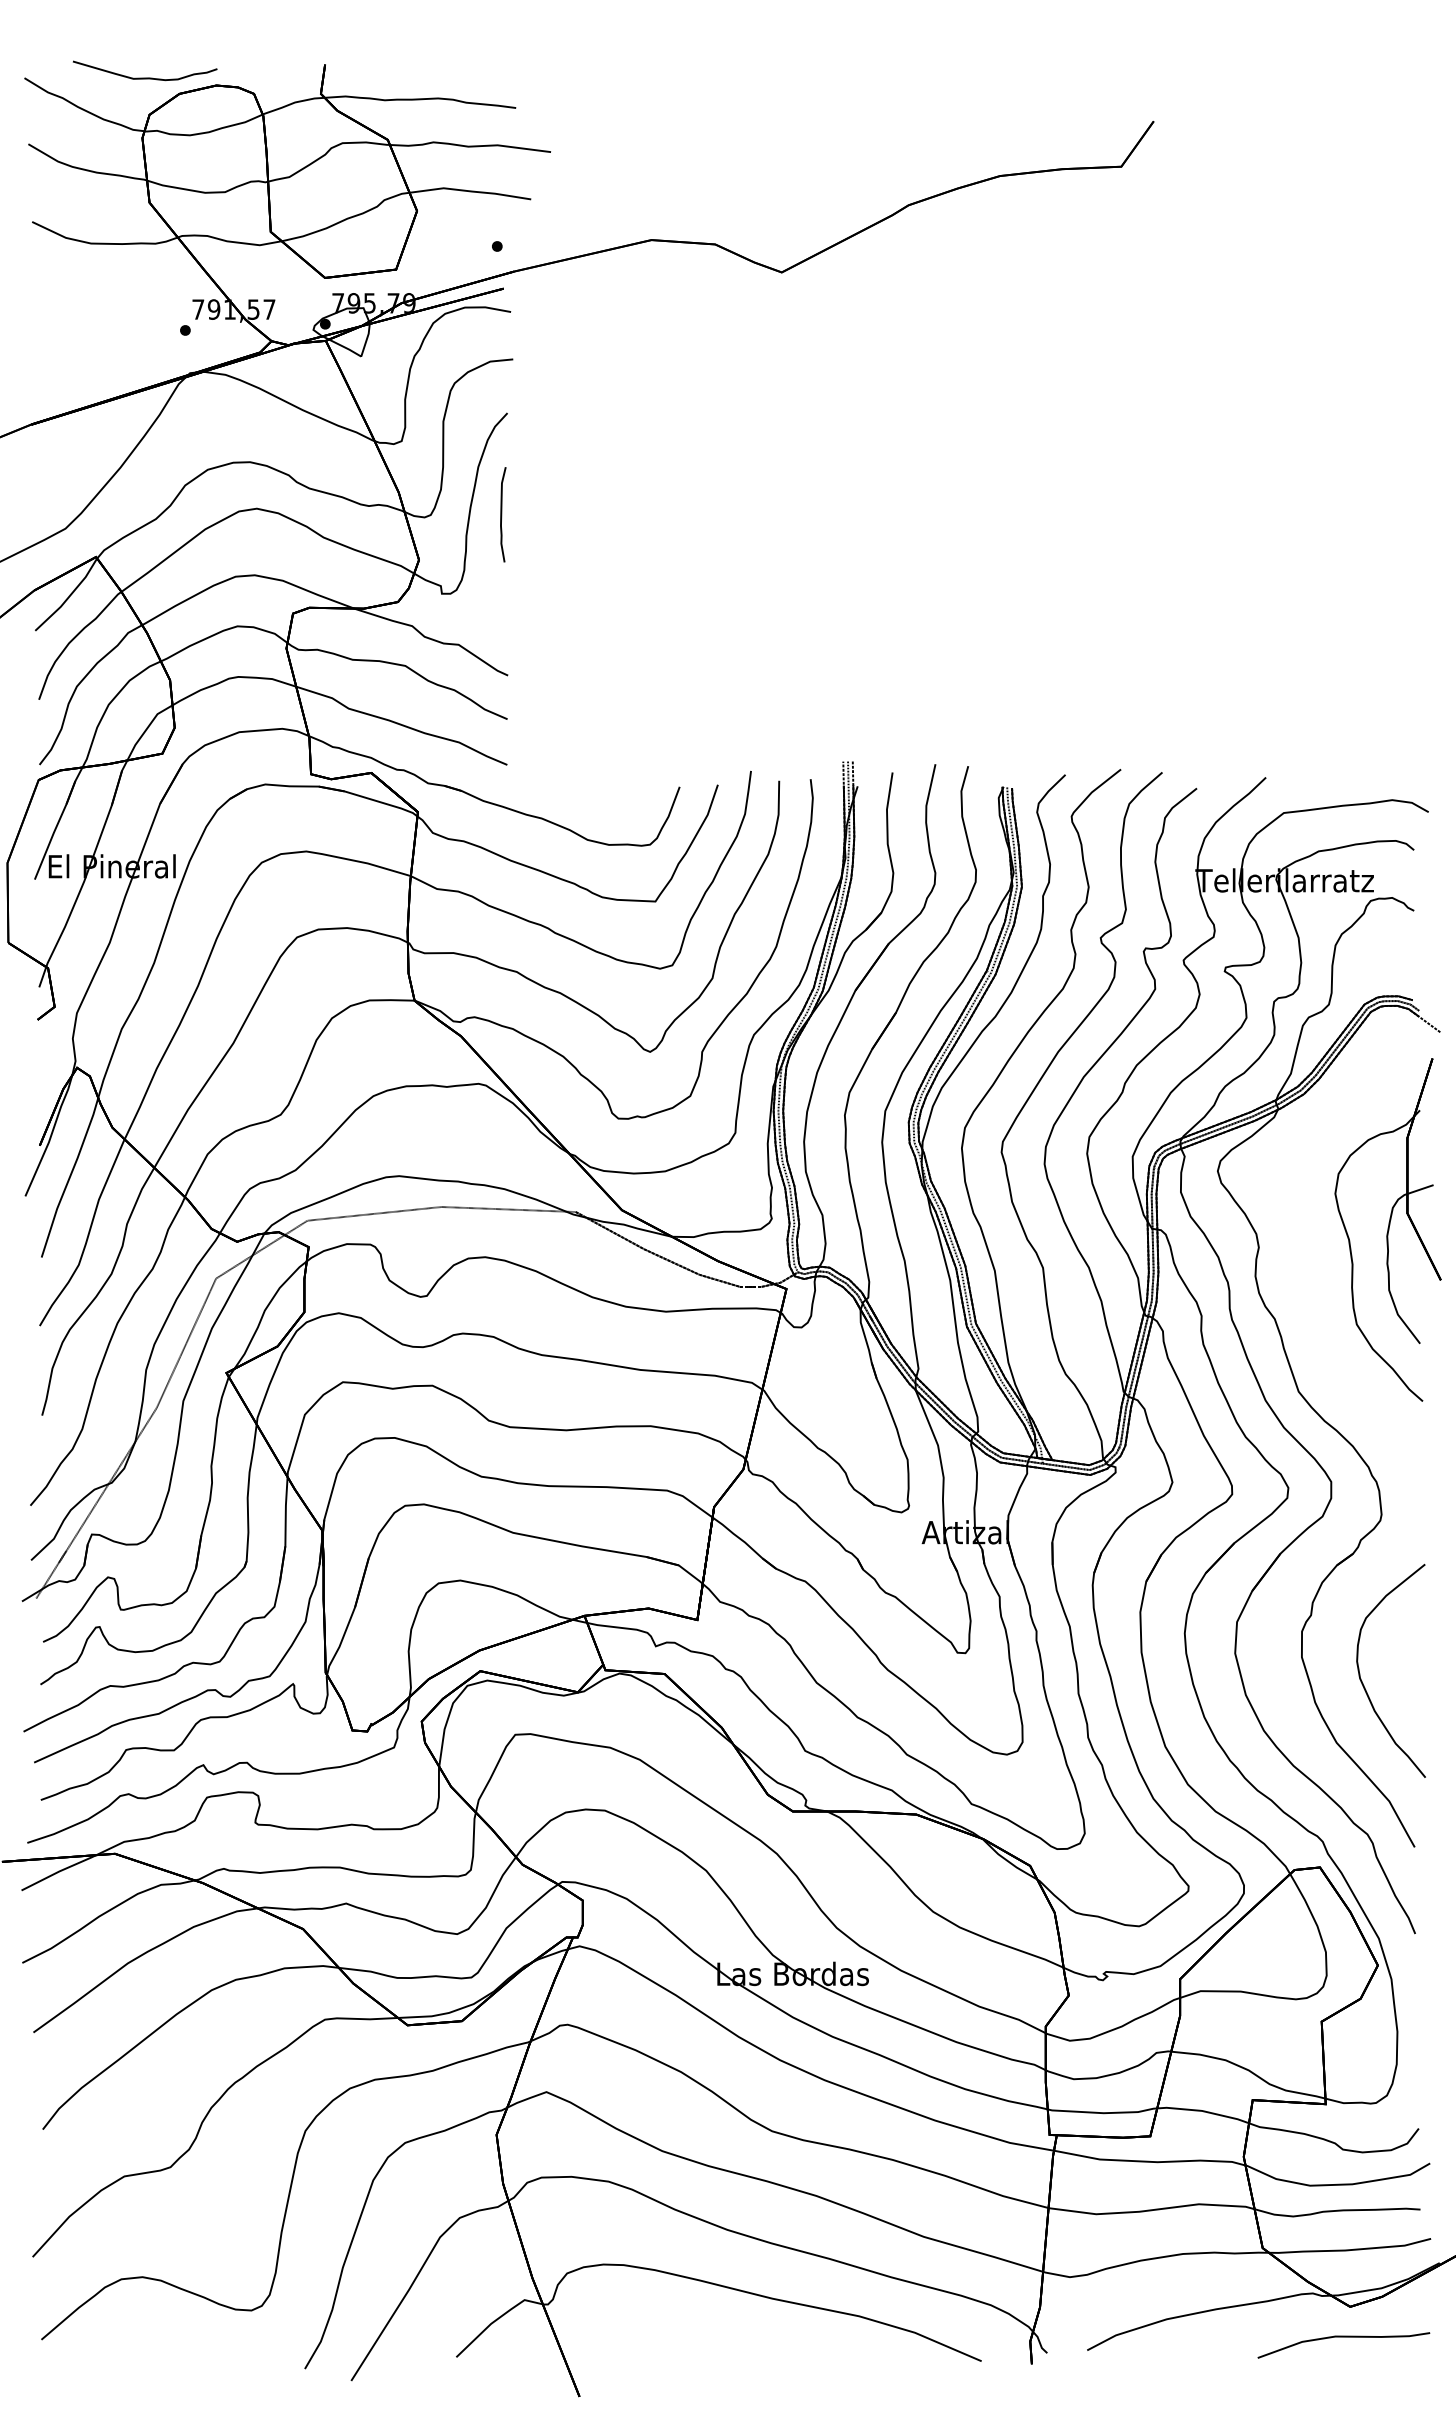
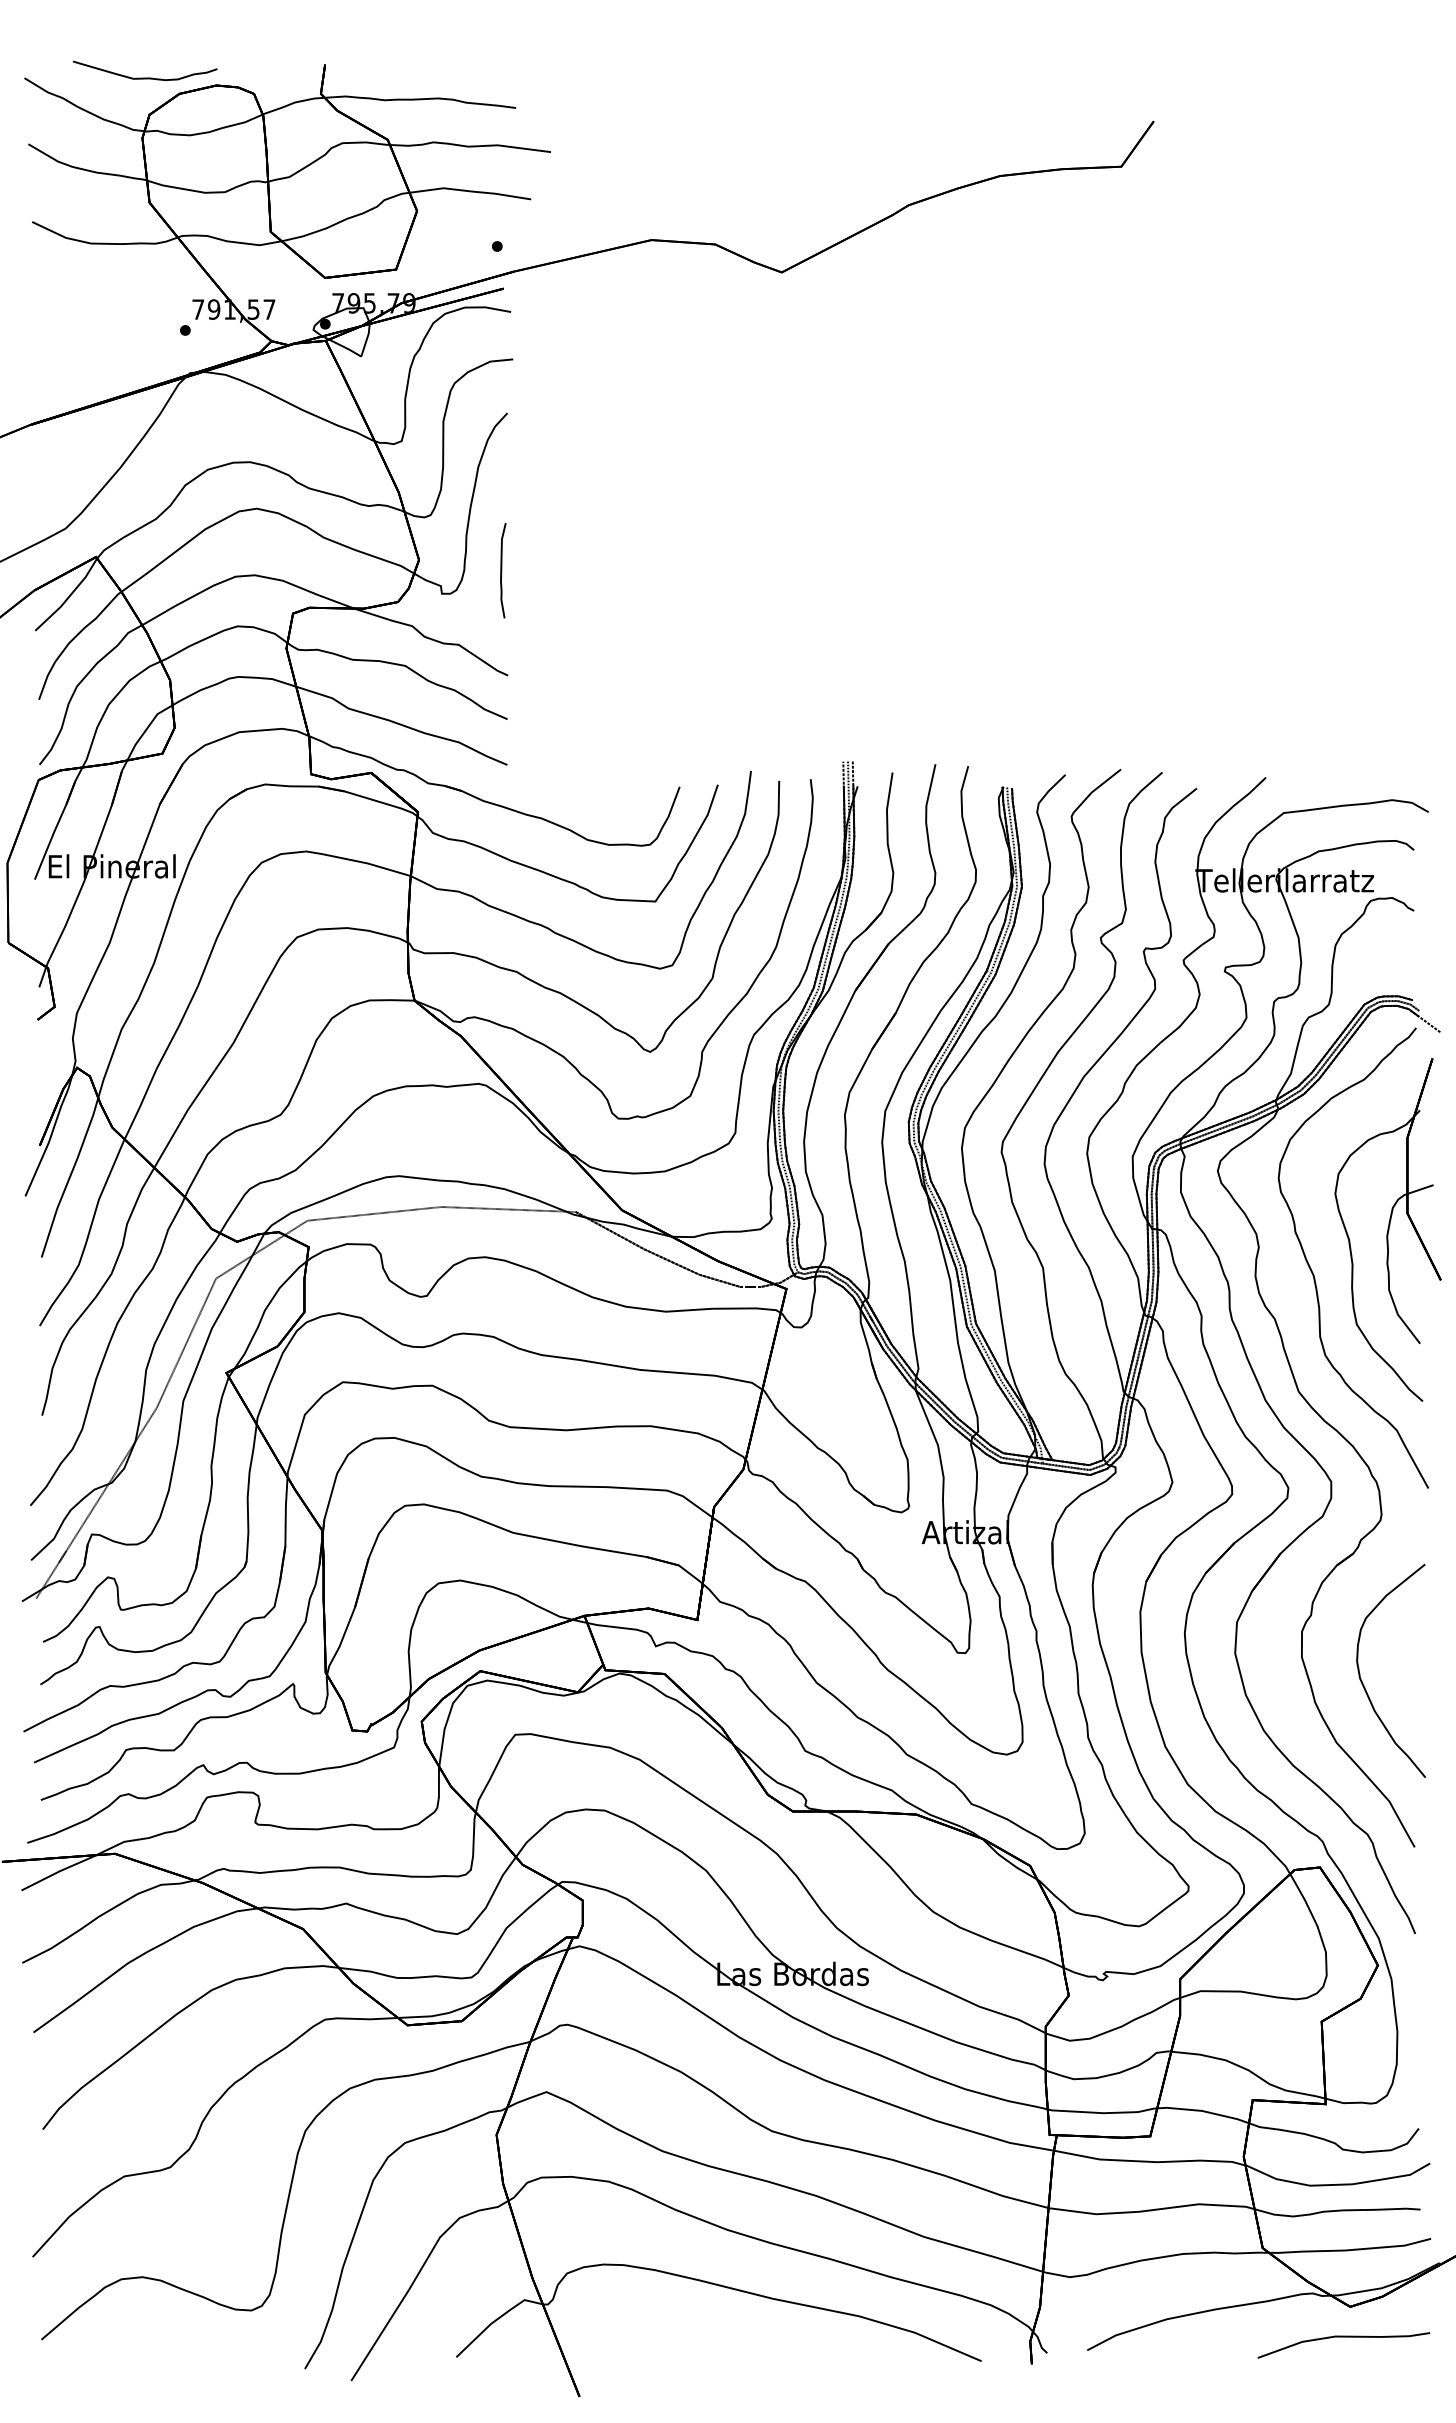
curve position: (502, 514) -> (502, 570) (502, 570)
part: none -> present (1314, 1274)
